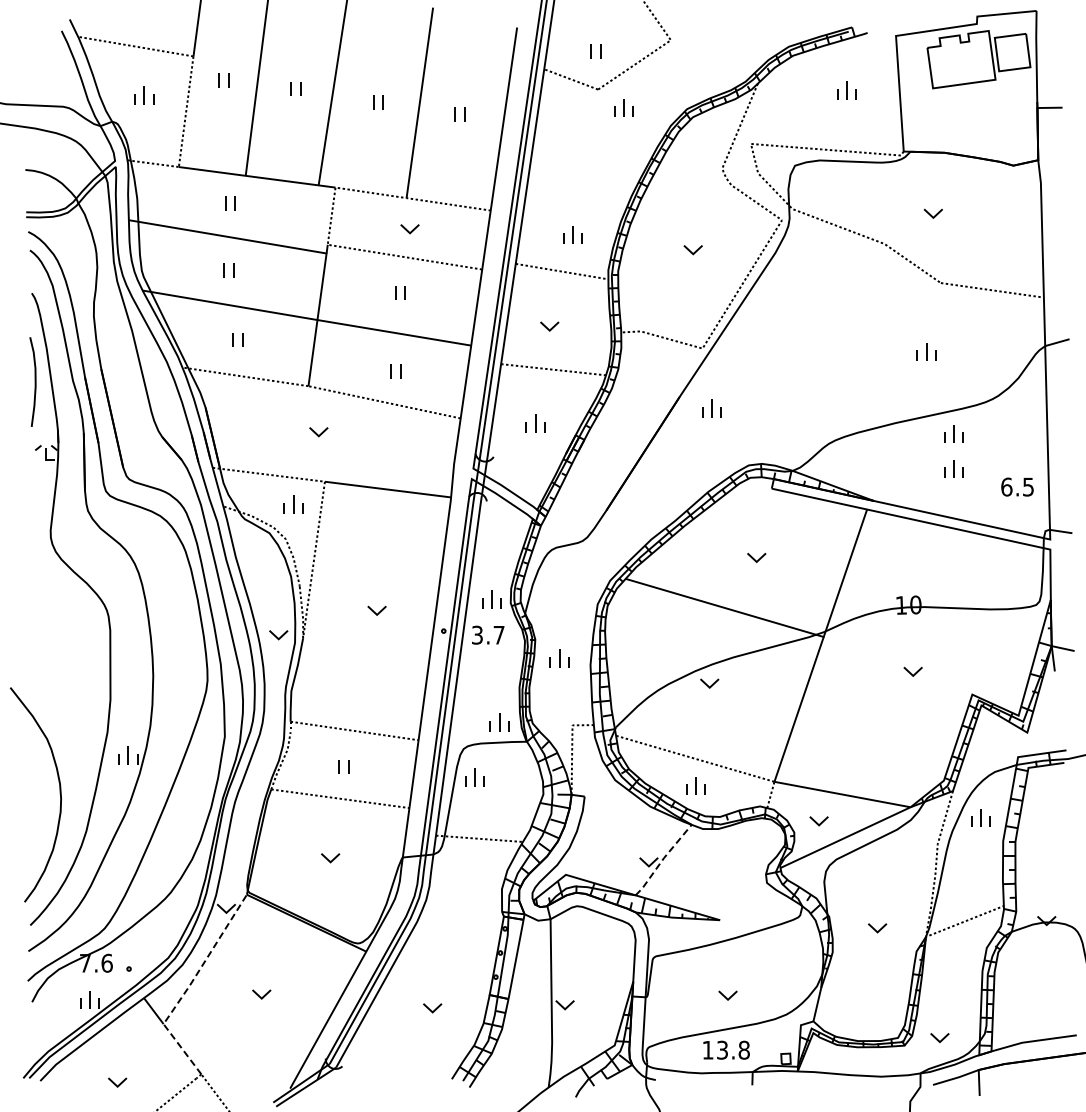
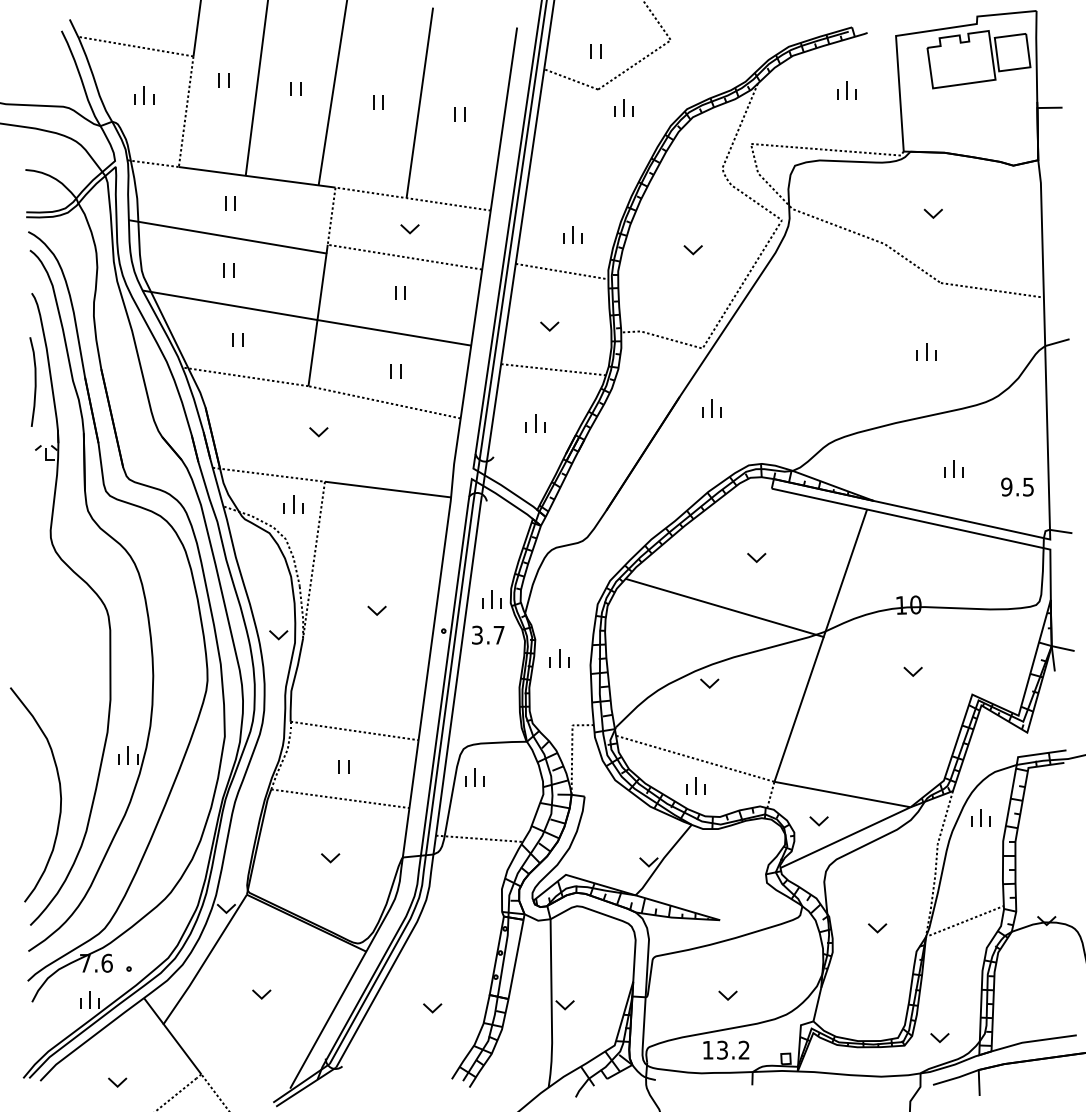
part: present -> none (953, 433)
text: 6.5 -> 9.5 (1006, 486)
part: present -> none (499, 722)
line: dashed -> solid (663, 859)
line: dashed -> solid (188, 986)
text: 13.8 -> 13.2 (743, 1049)
